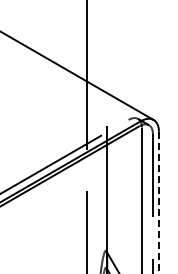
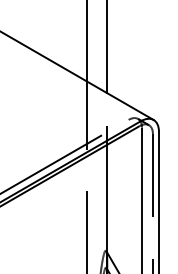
line: none -> present (107, 47)
line: dashed -> solid (158, 202)
